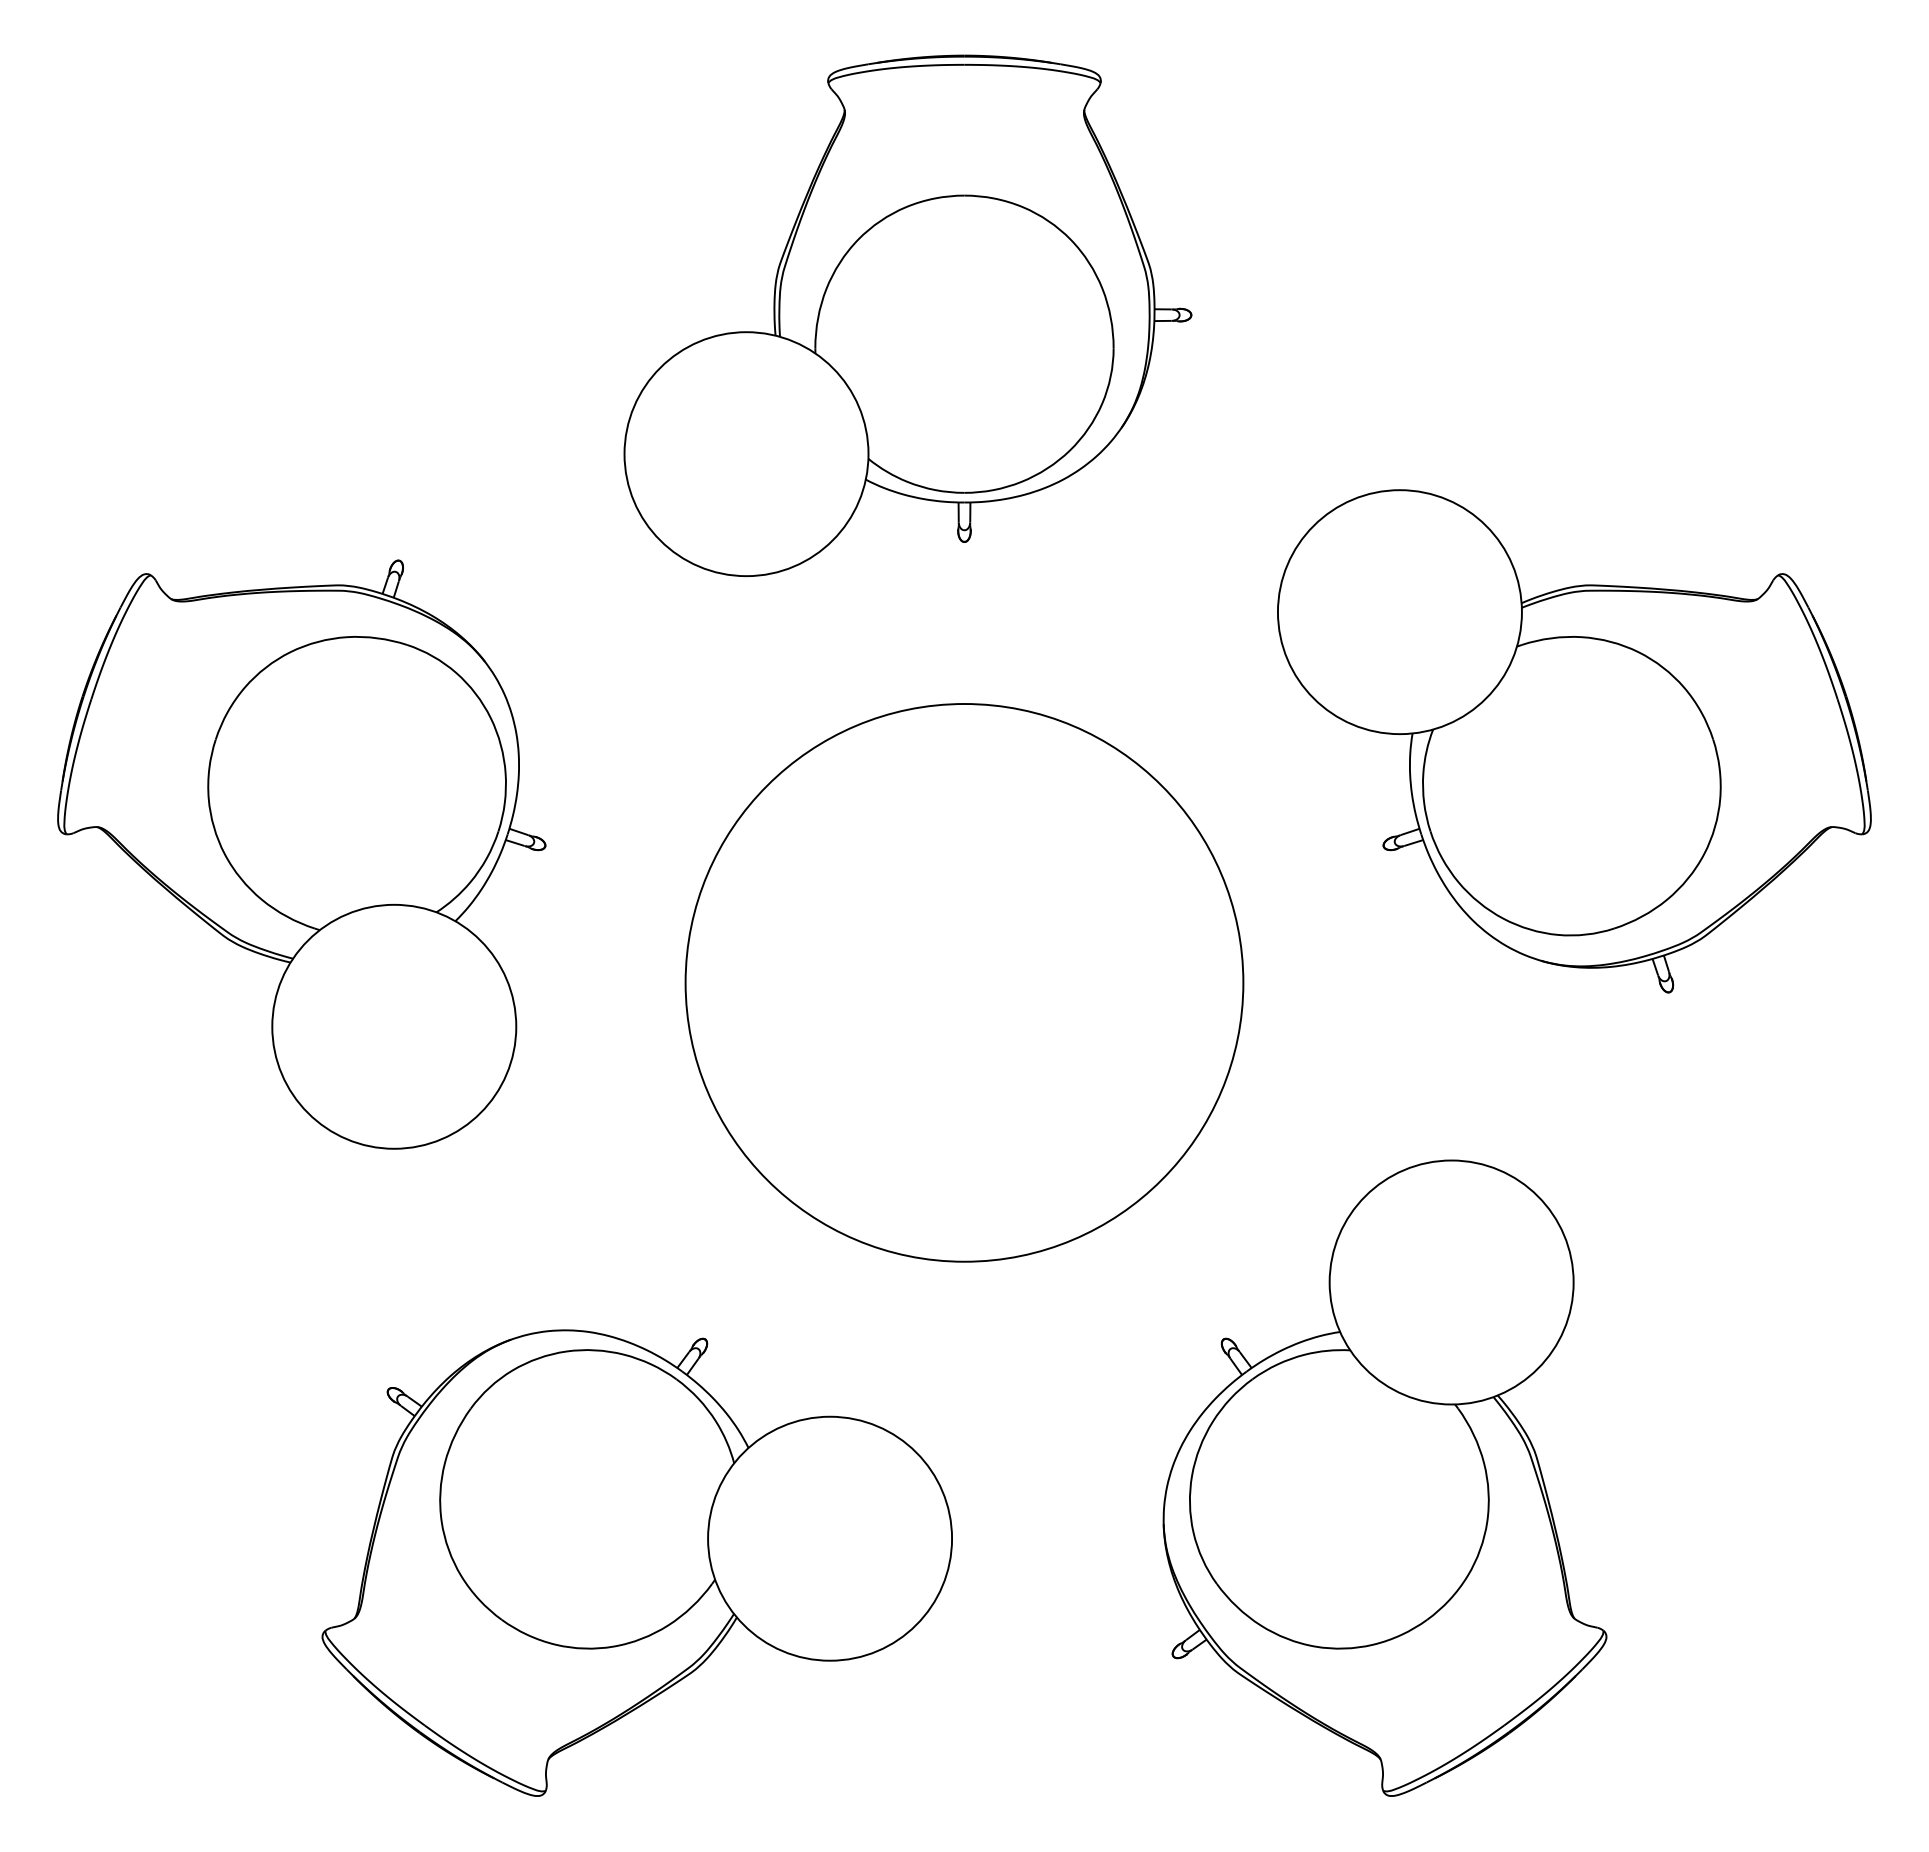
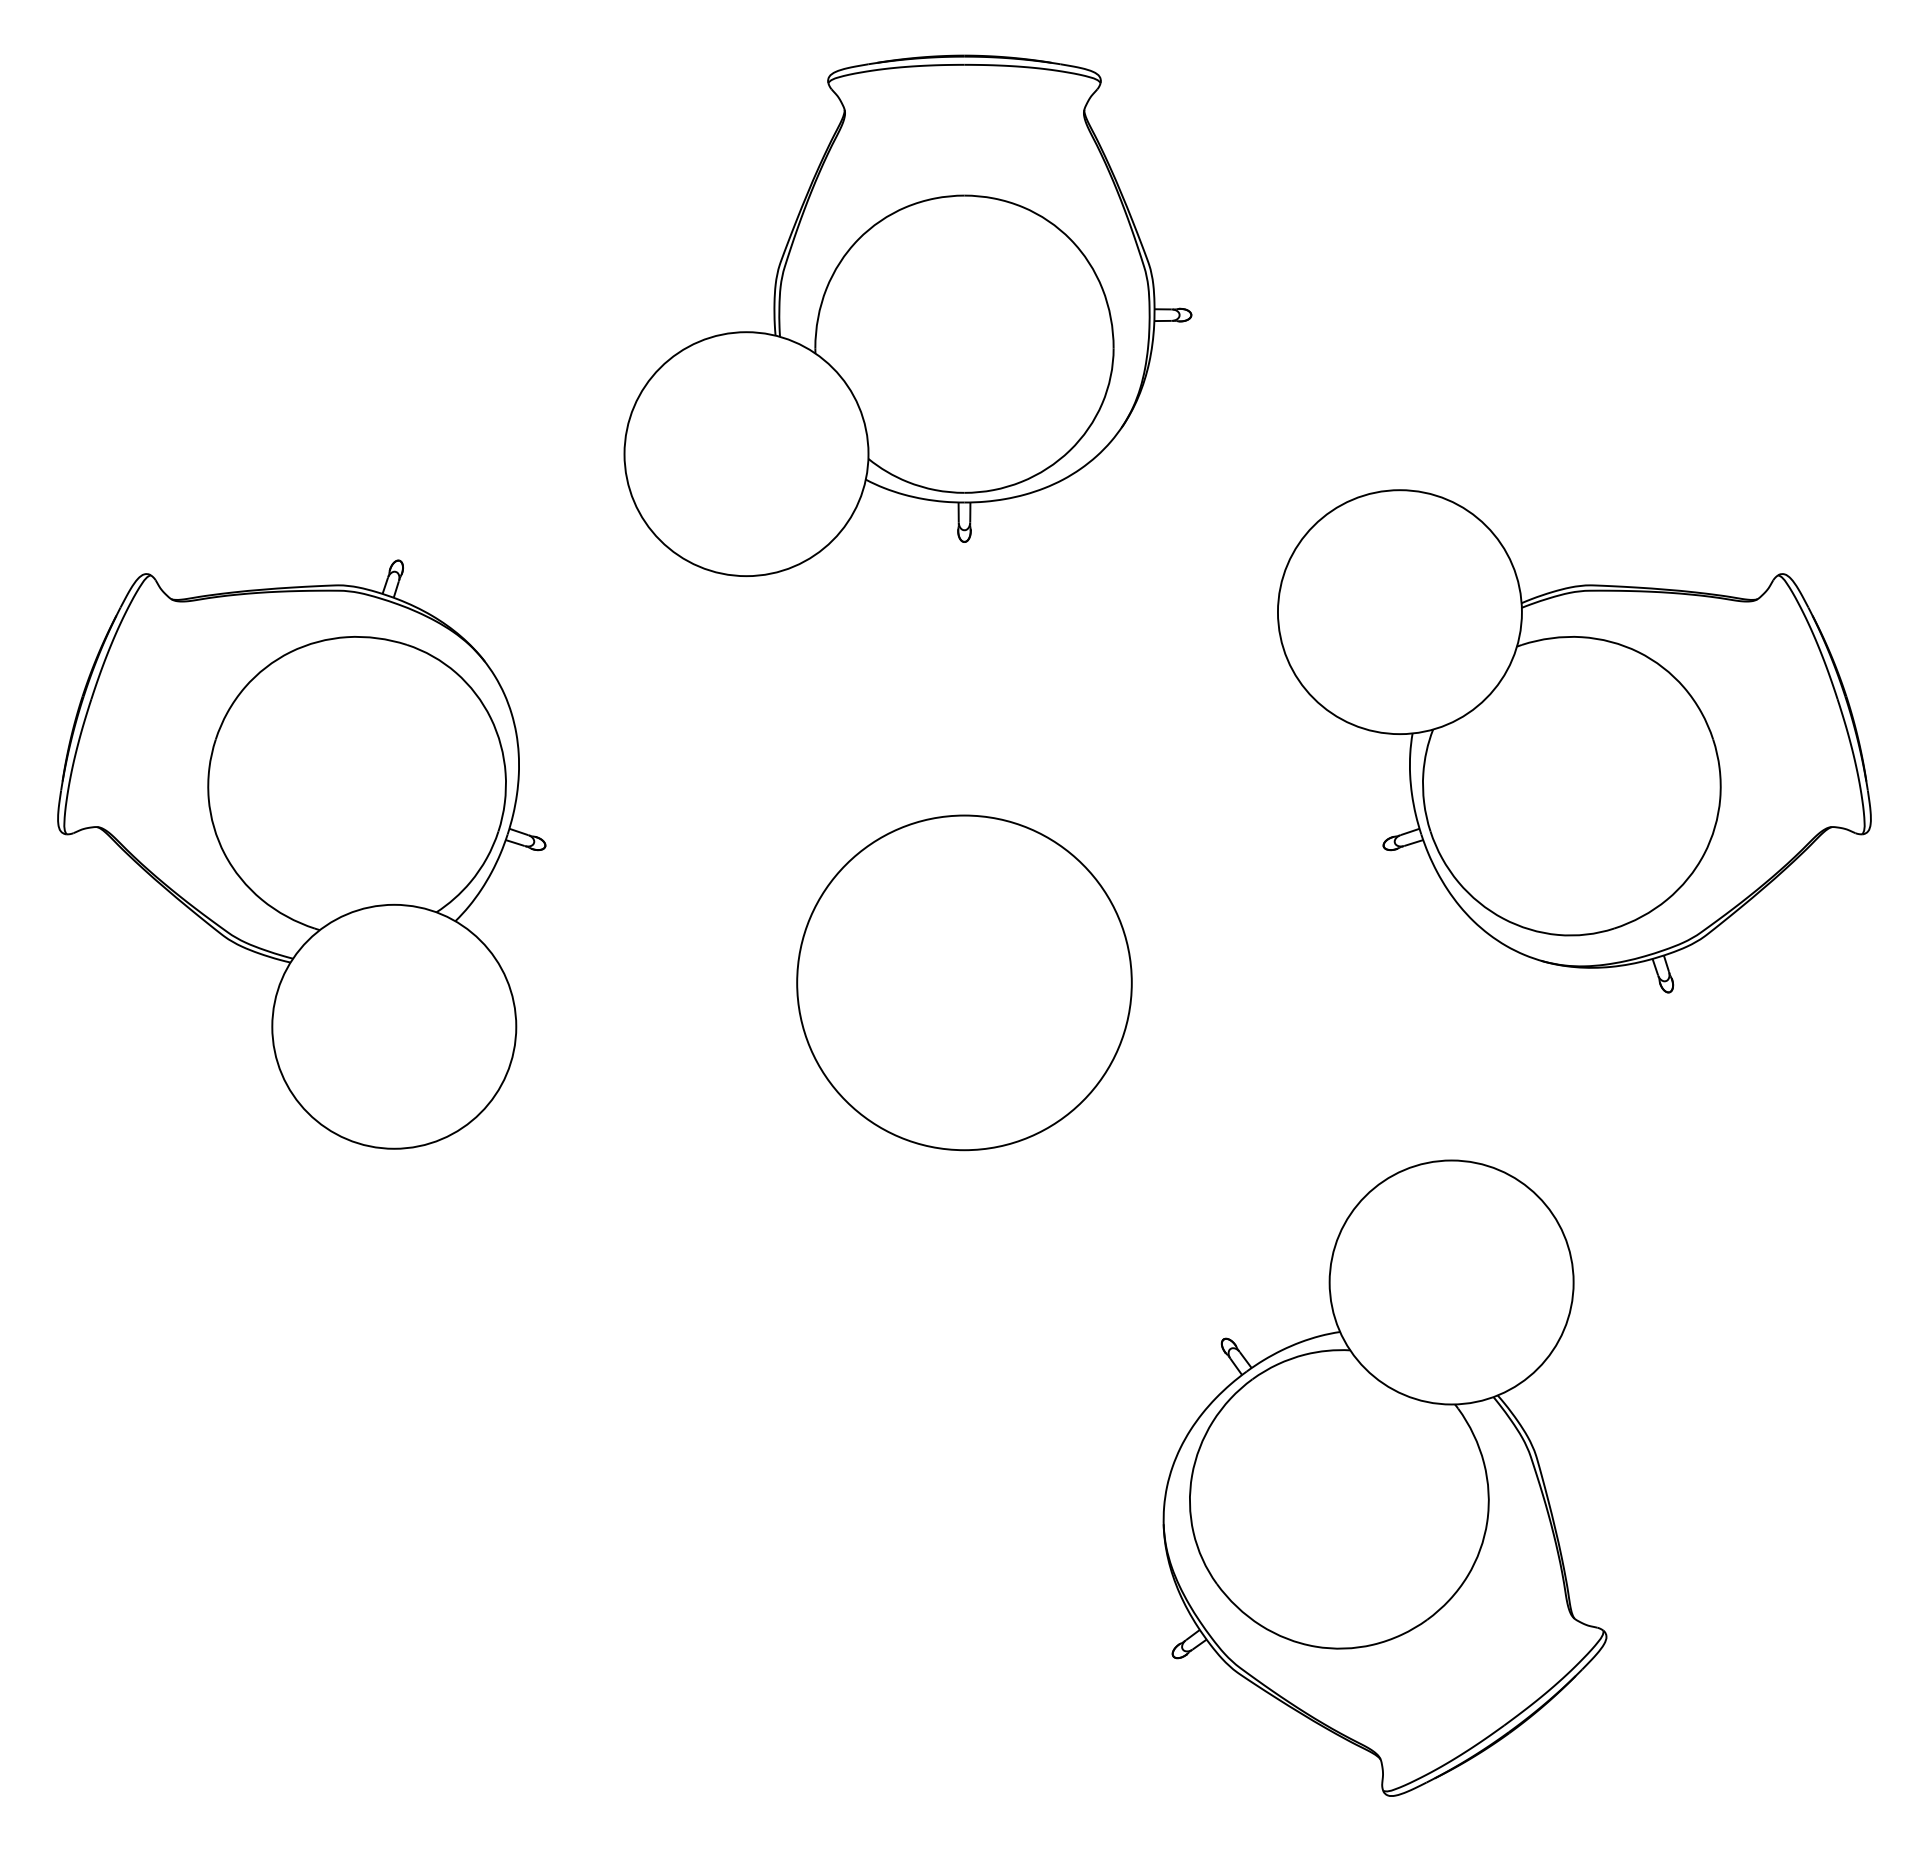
circle diameter: 558 px -> 335 px (964, 982)
part: present -> none (636, 1562)
